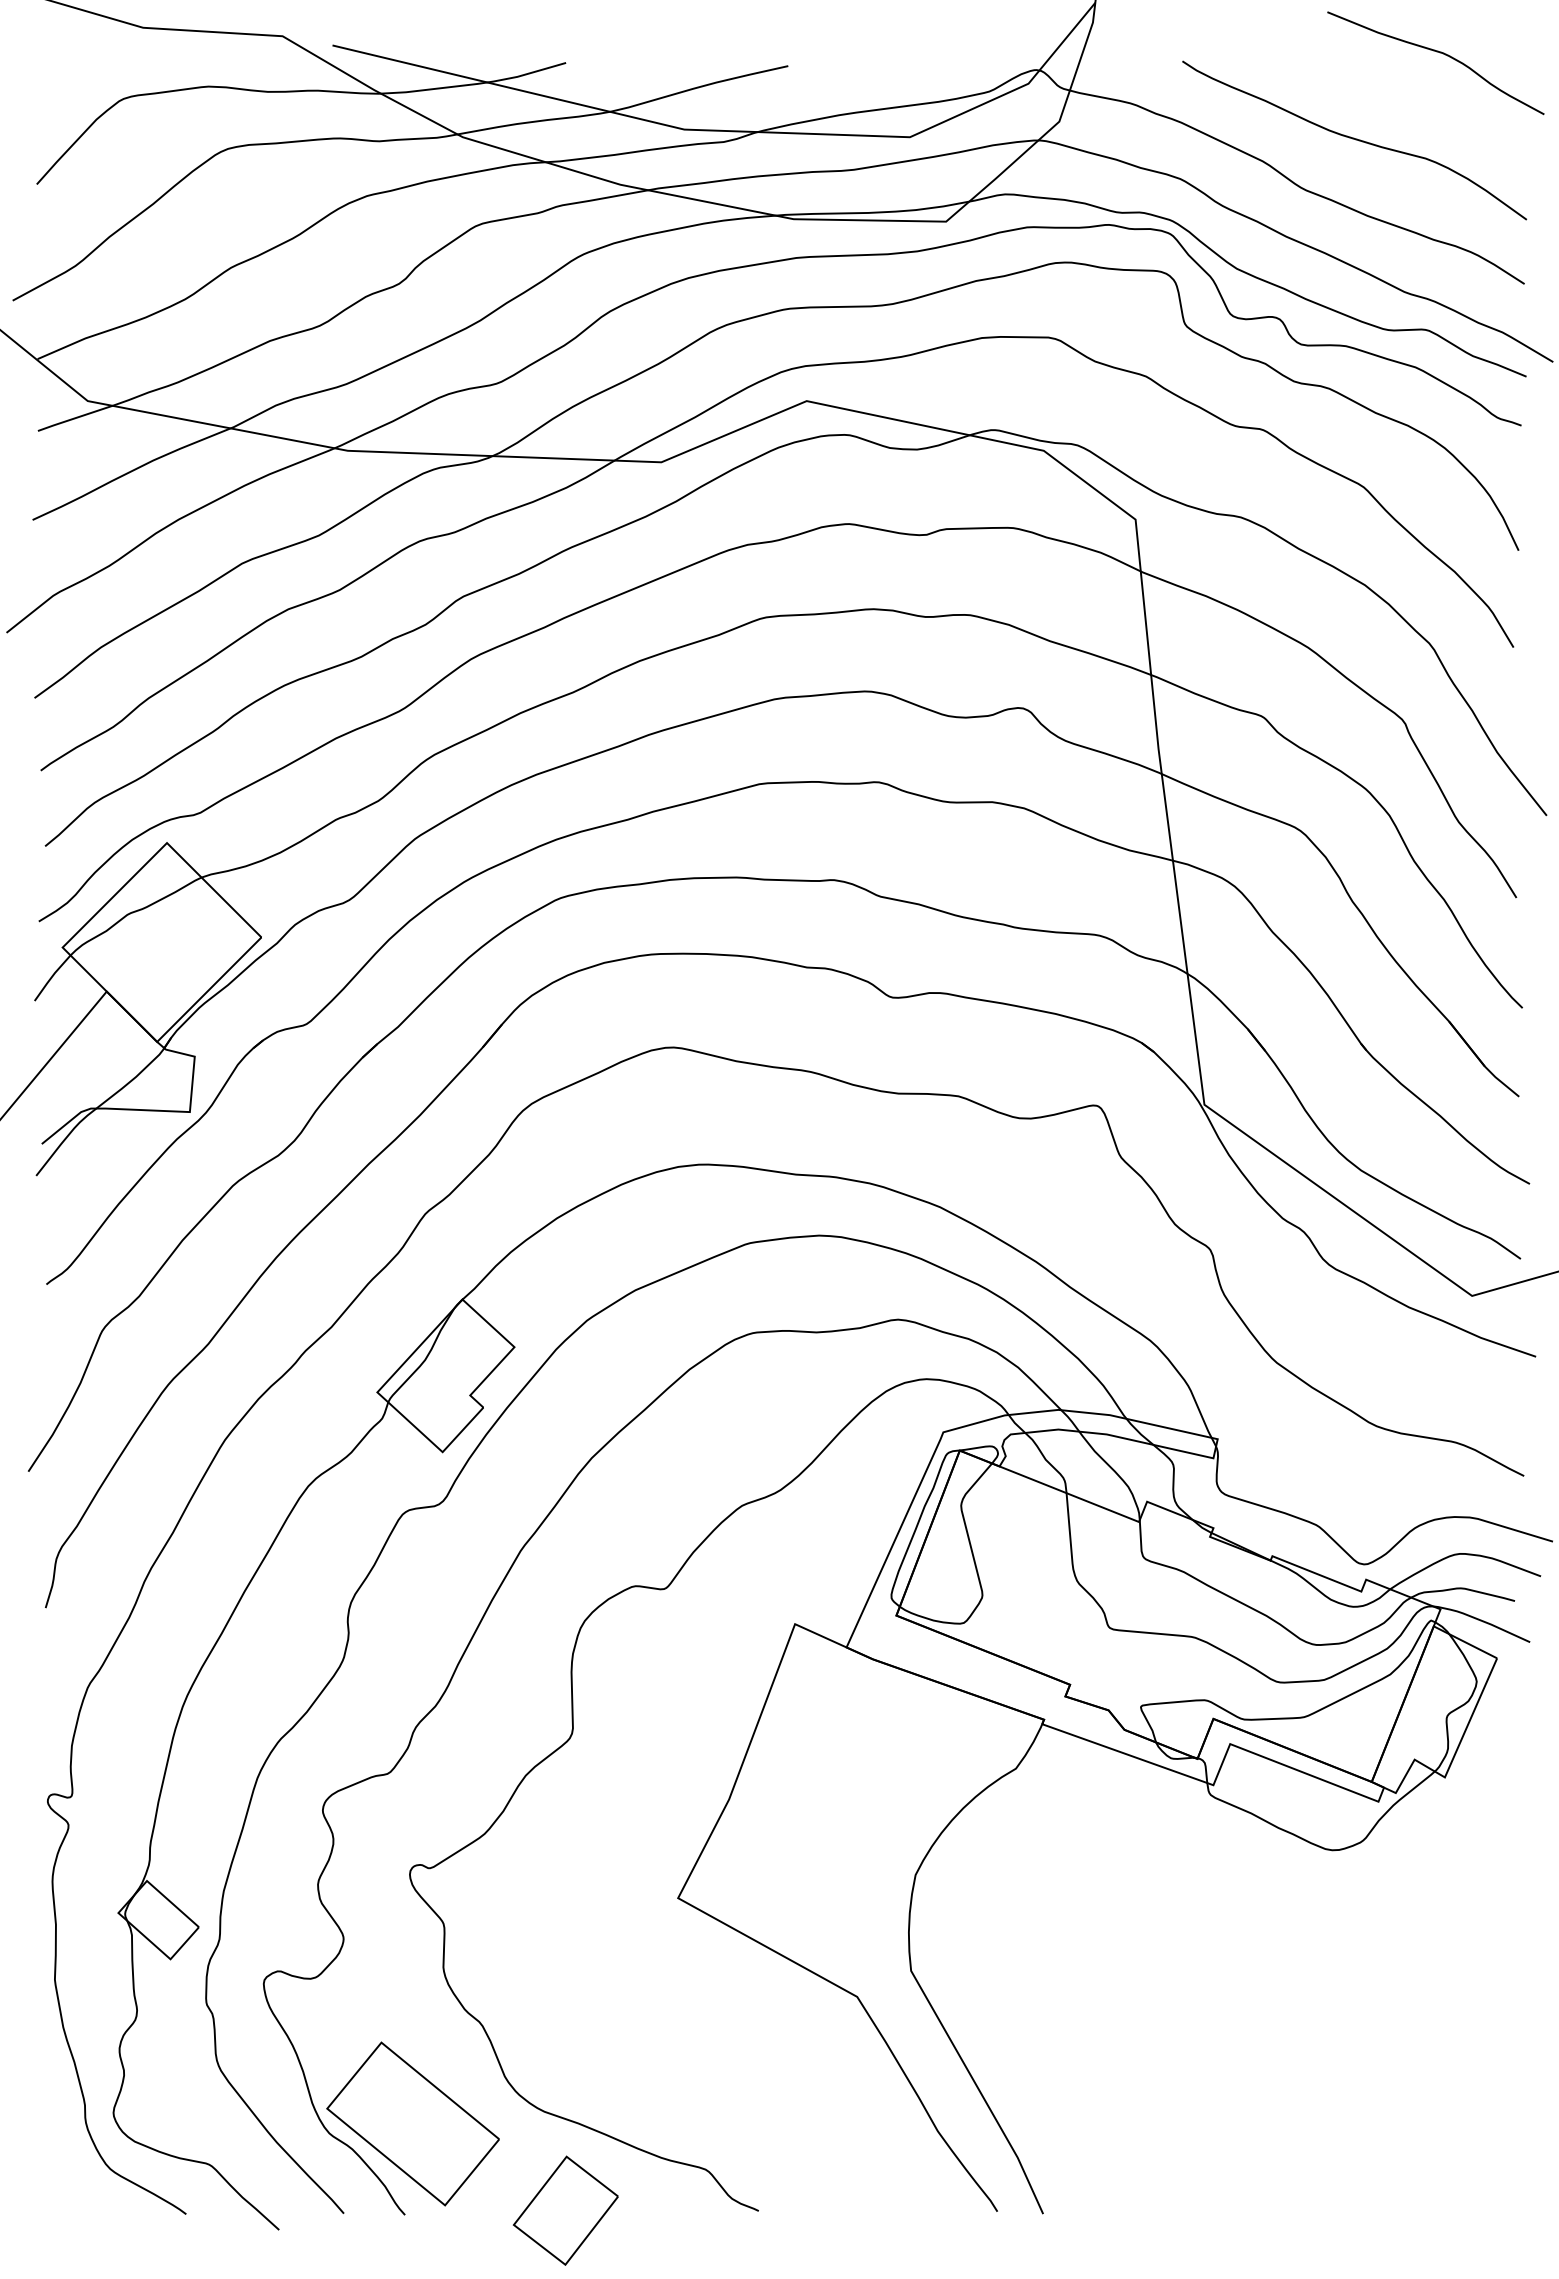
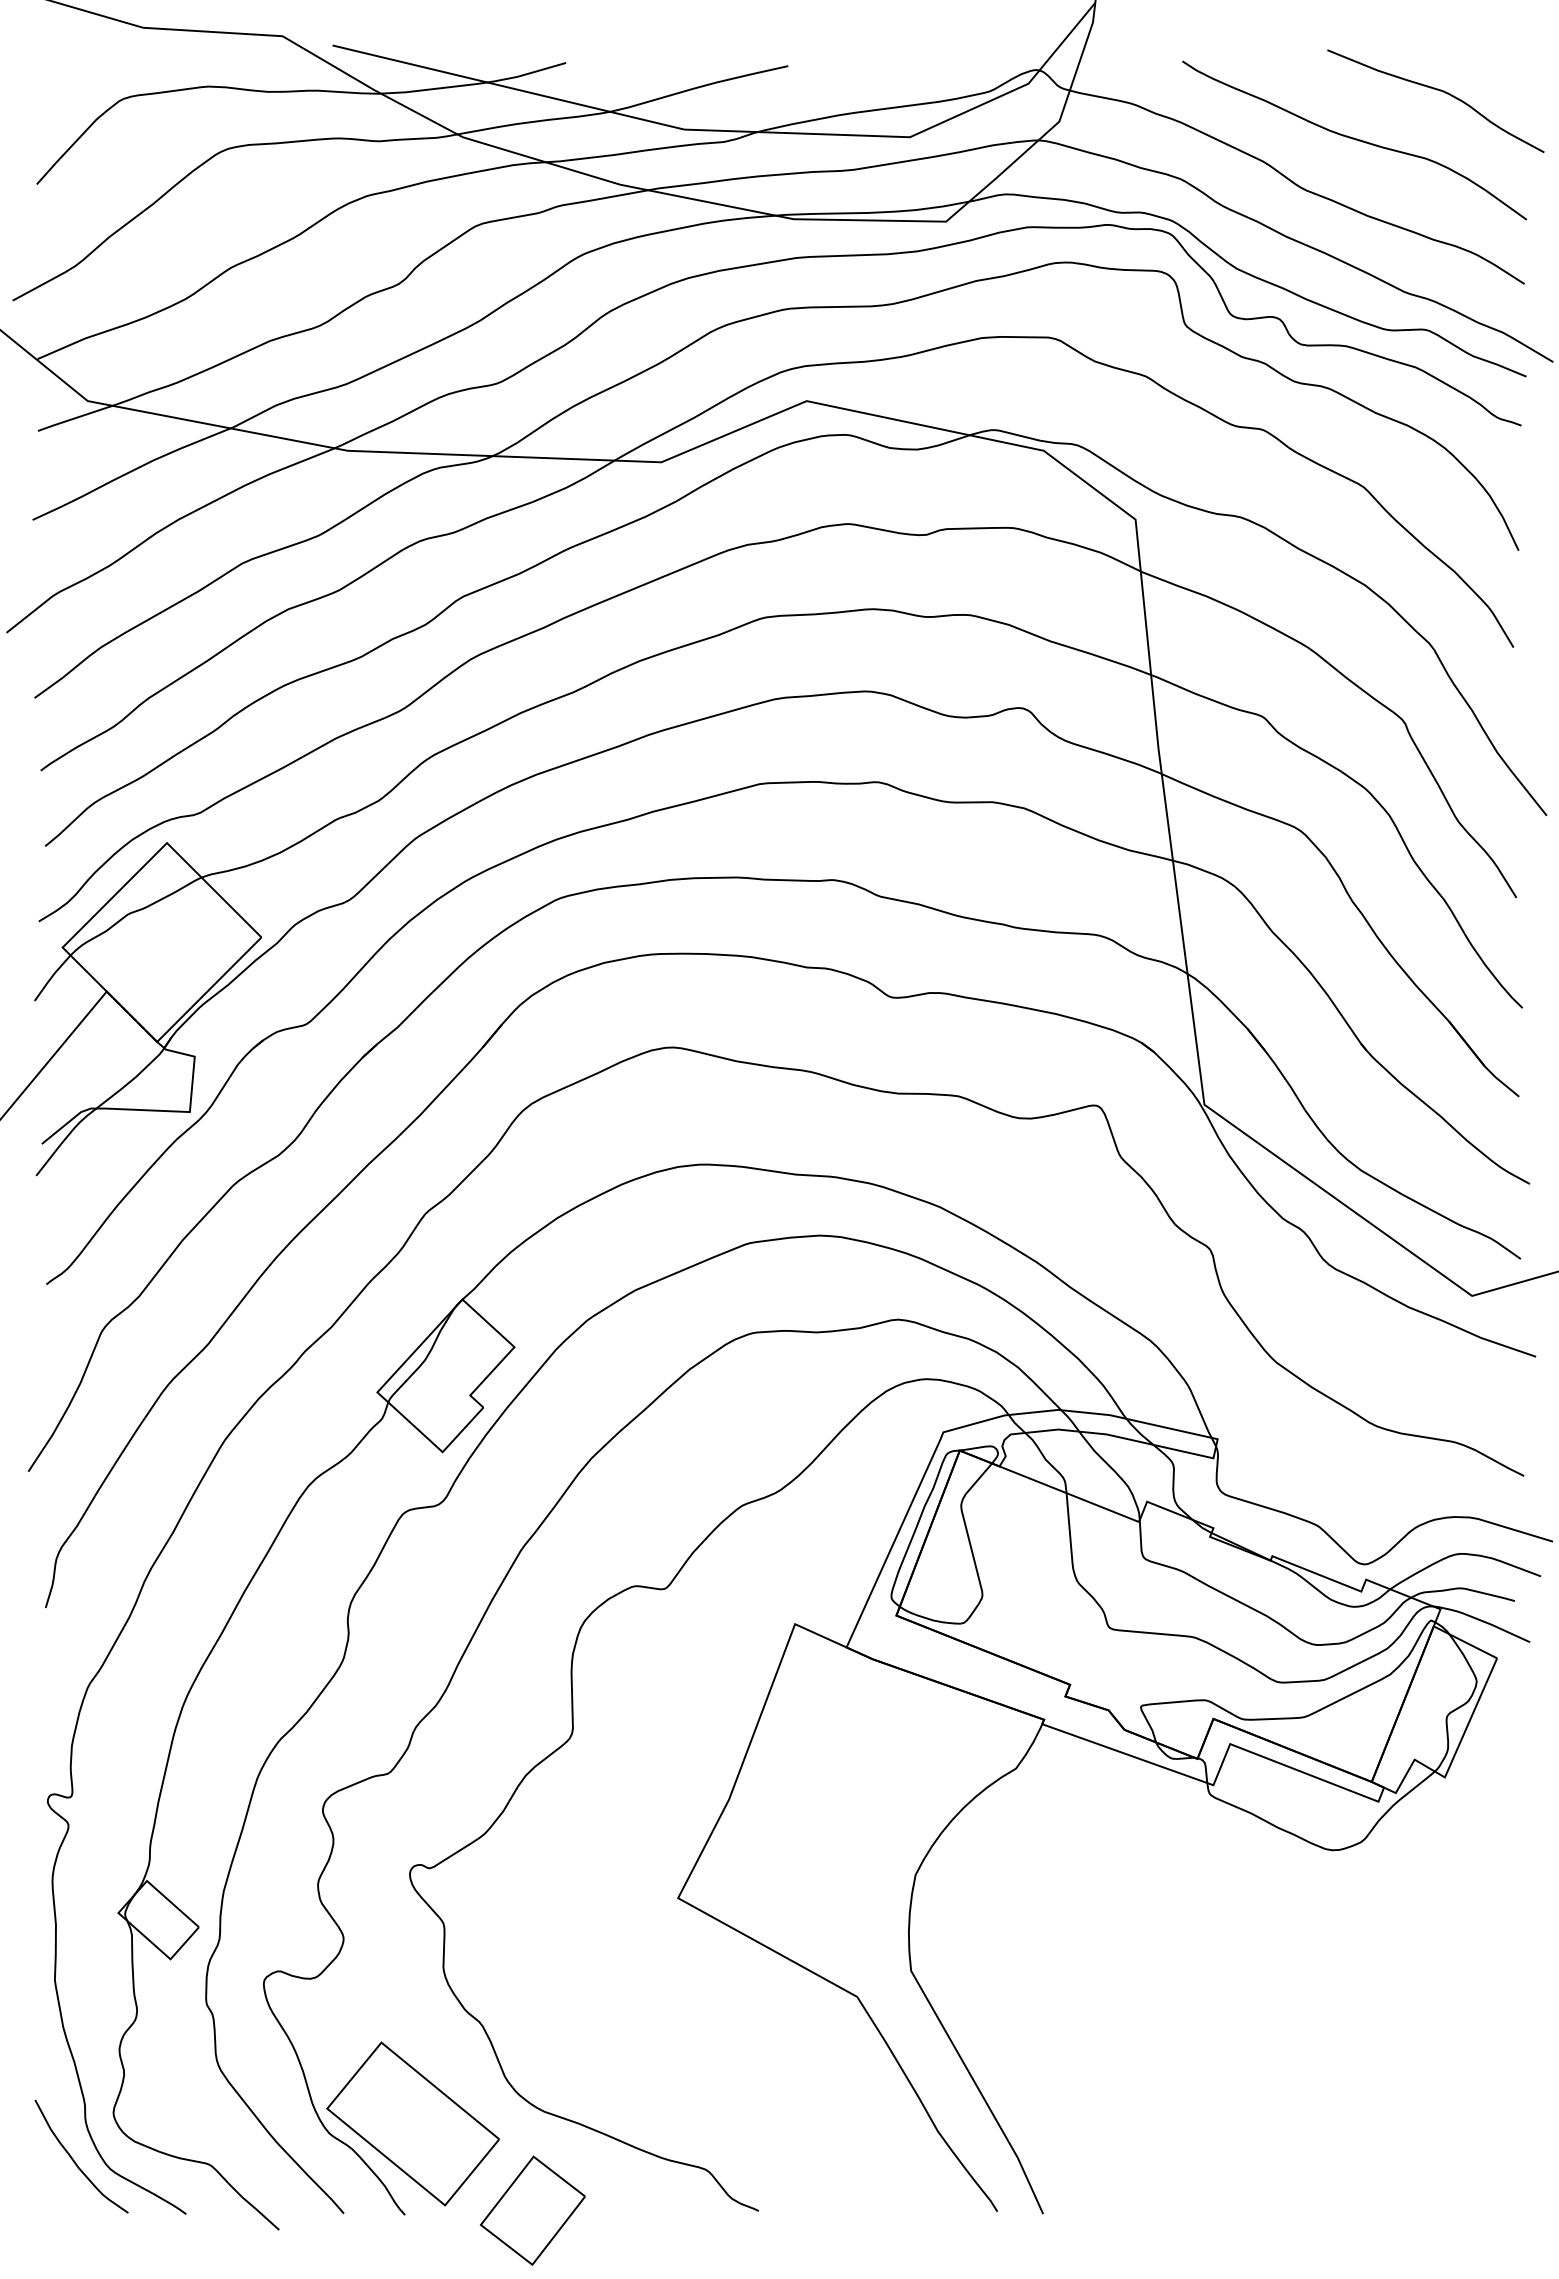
curve position: (1439, 53) -> (1439, 91) (1439, 91)
curve: none -> present (75, 2161)
part position: (565, 2210) -> (532, 2210) (532, 2210)
